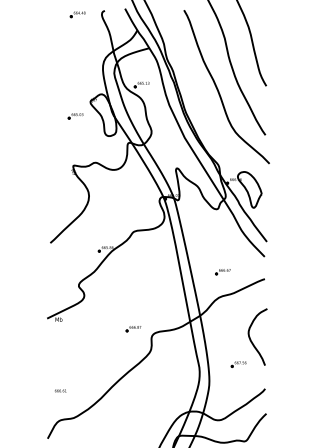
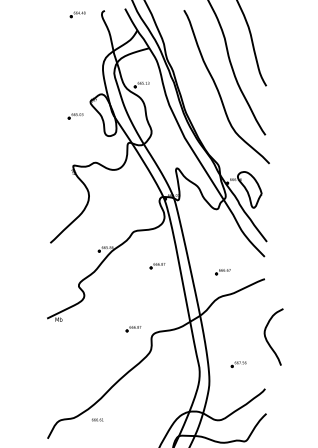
part: none -> present (157, 266)
curve position: (251, 339) -> (267, 339) (267, 339)
text position: (60, 390) -> (97, 419) (97, 419)
